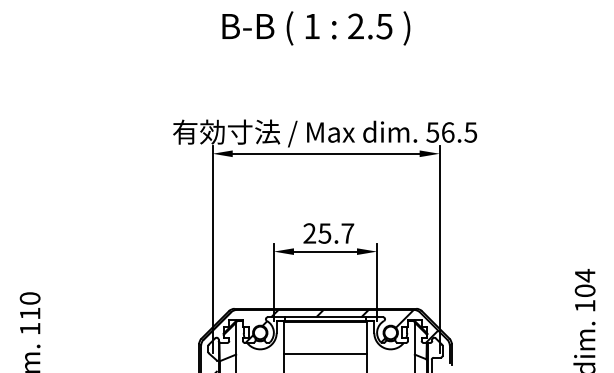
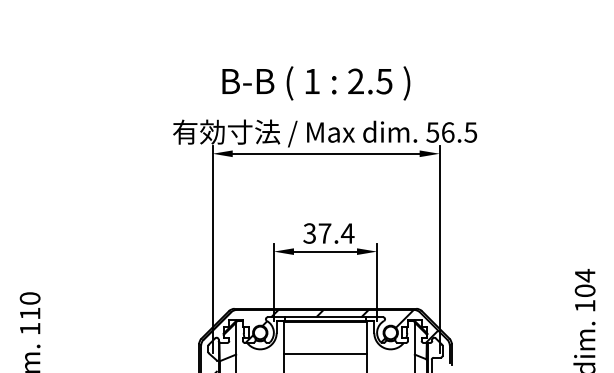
text position: (316, 28) -> (316, 83) (316, 83)
text: 25.7 -> 37.4 (328, 233)
